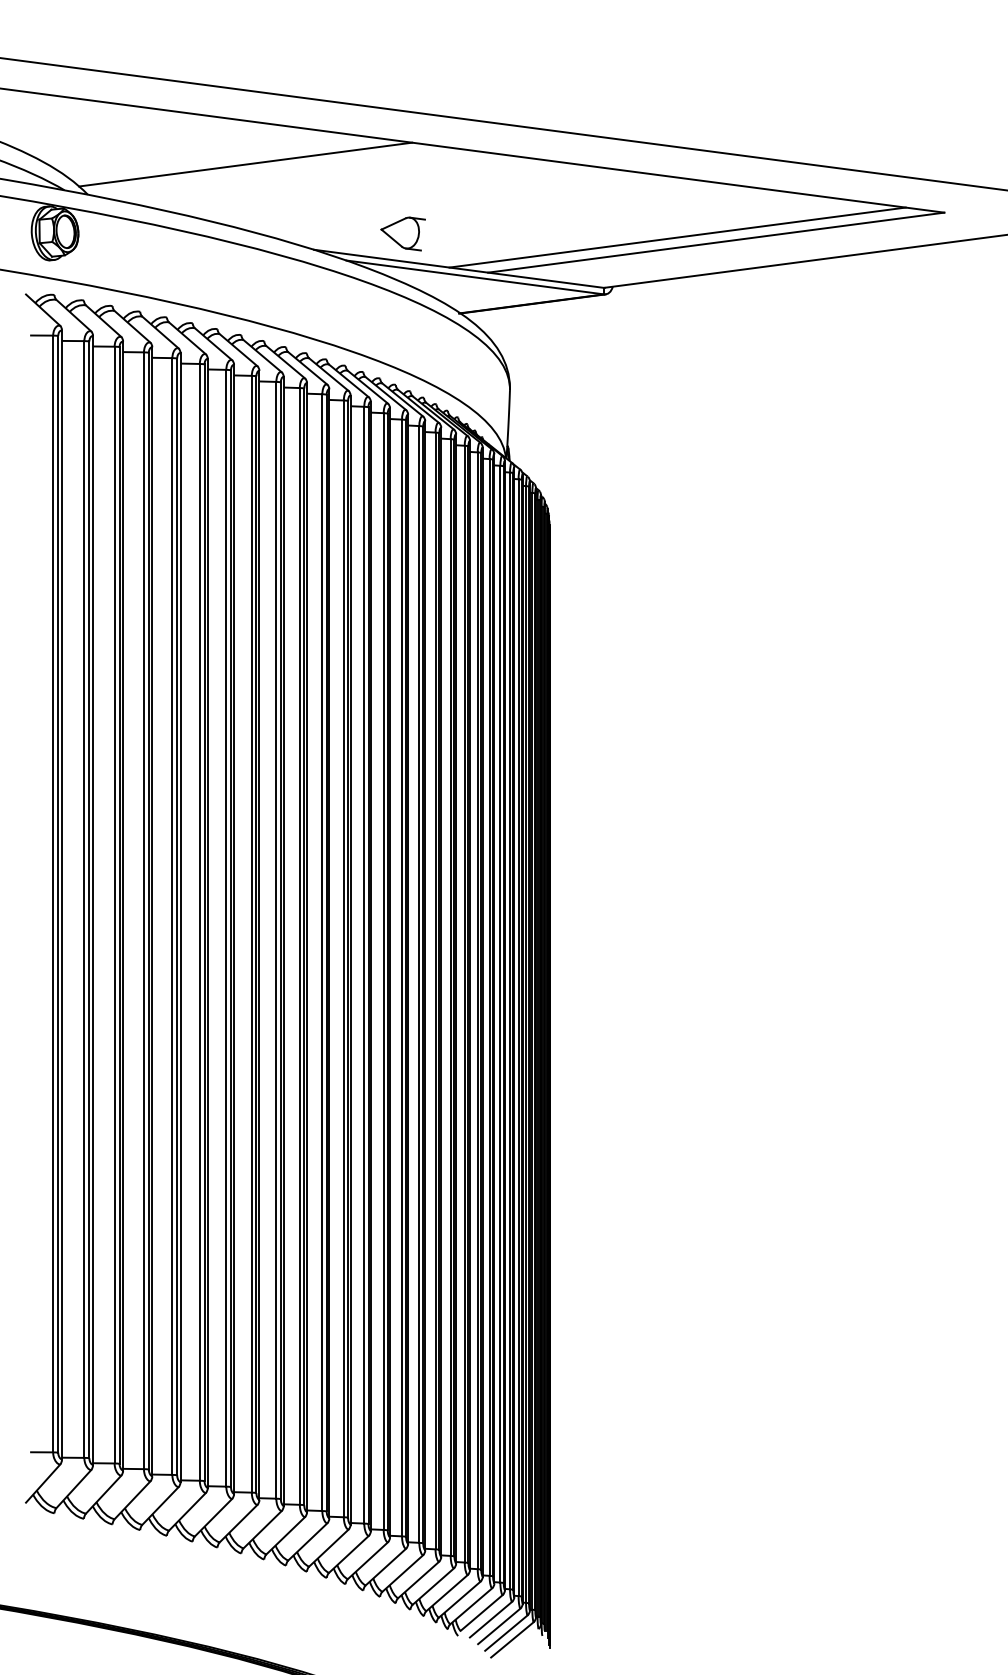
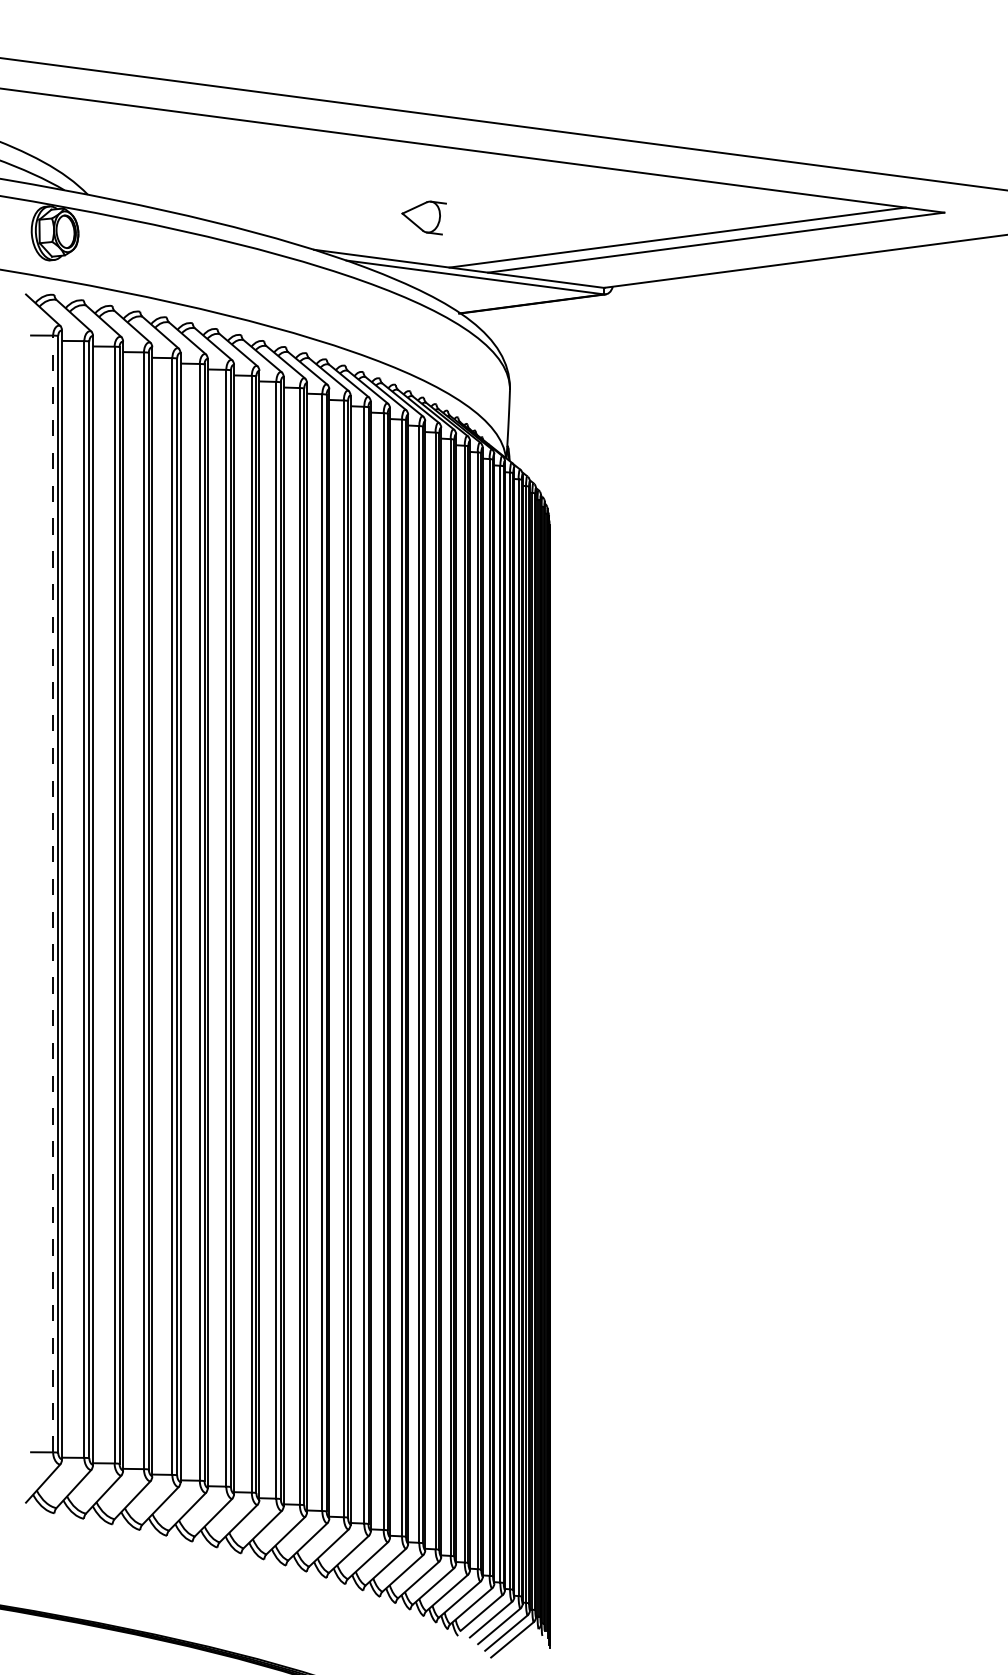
line: present -> none (245, 164)
part position: (402, 233) -> (423, 217) (423, 217)
line: solid -> dashed (53, 893)
